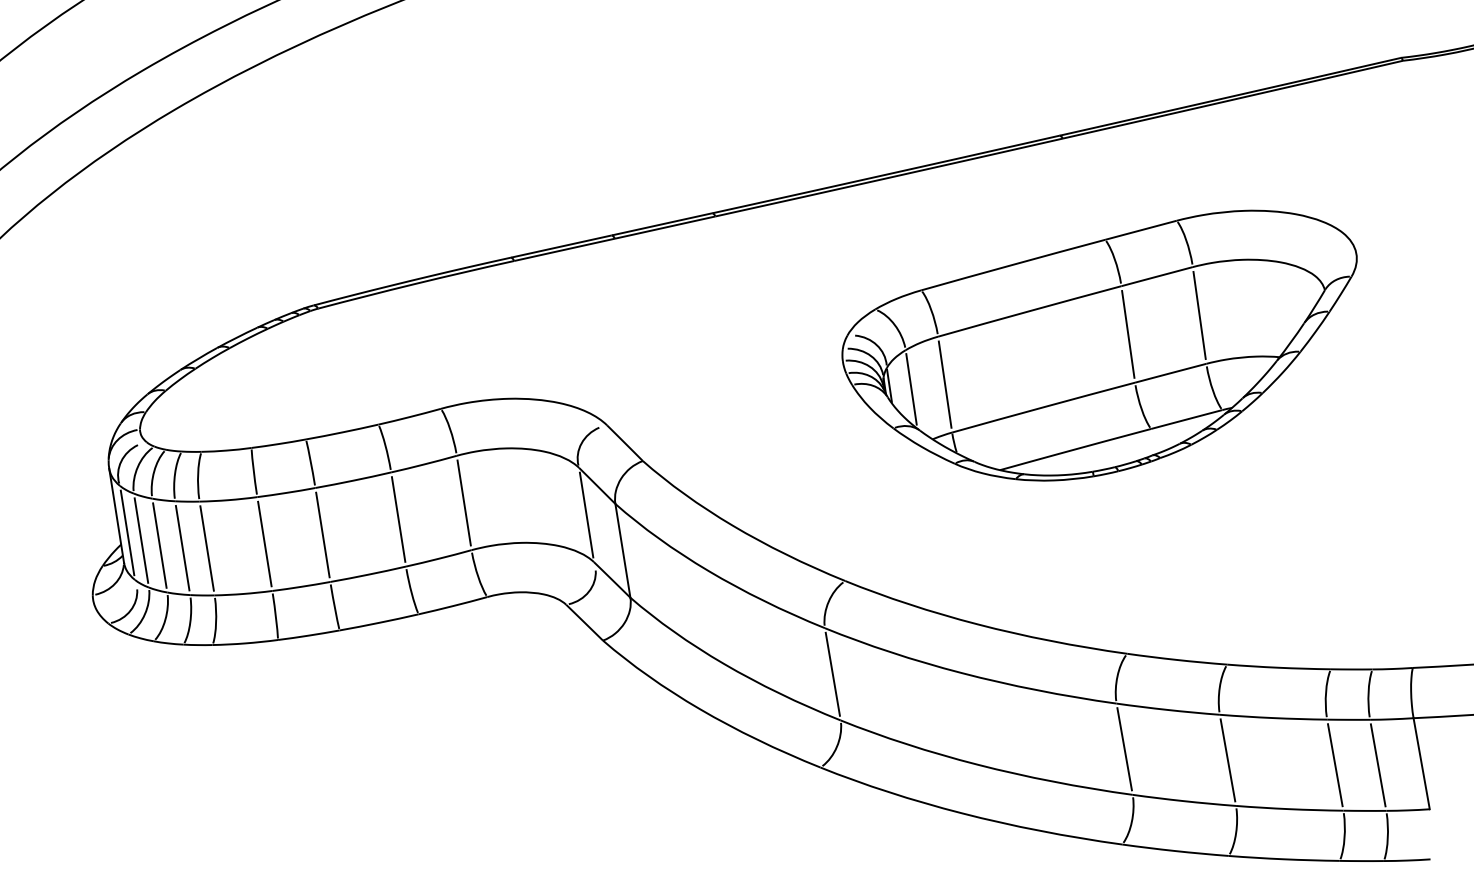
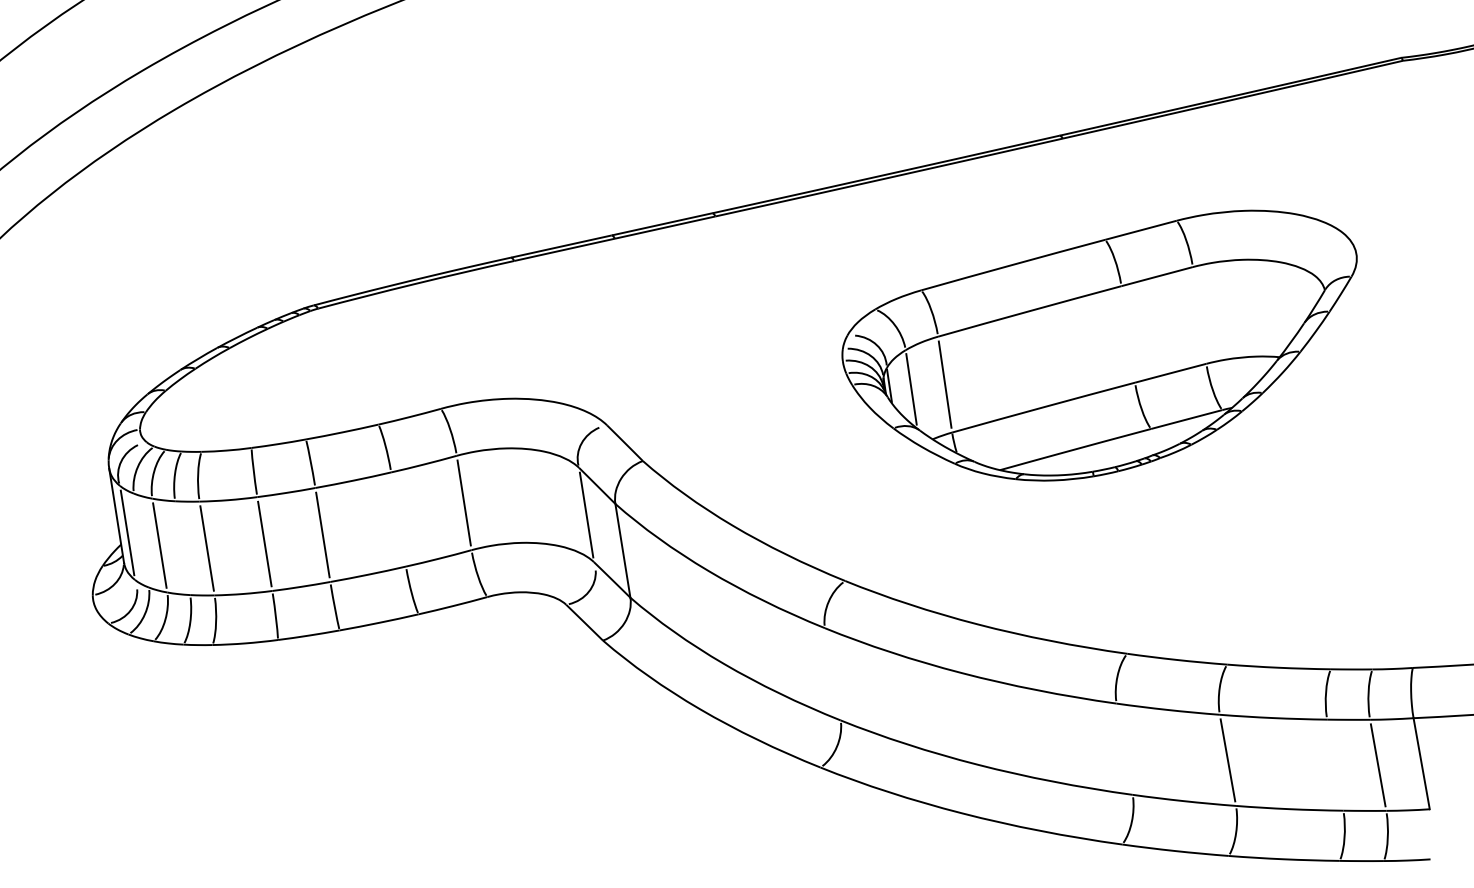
line: present -> none (1199, 315)
line: present -> none (1128, 334)
line: present -> none (398, 519)
line: present -> none (141, 540)
line: present -> none (182, 547)
line: present -> none (832, 673)
line: present -> none (1124, 749)
line: present -> none (1335, 765)
